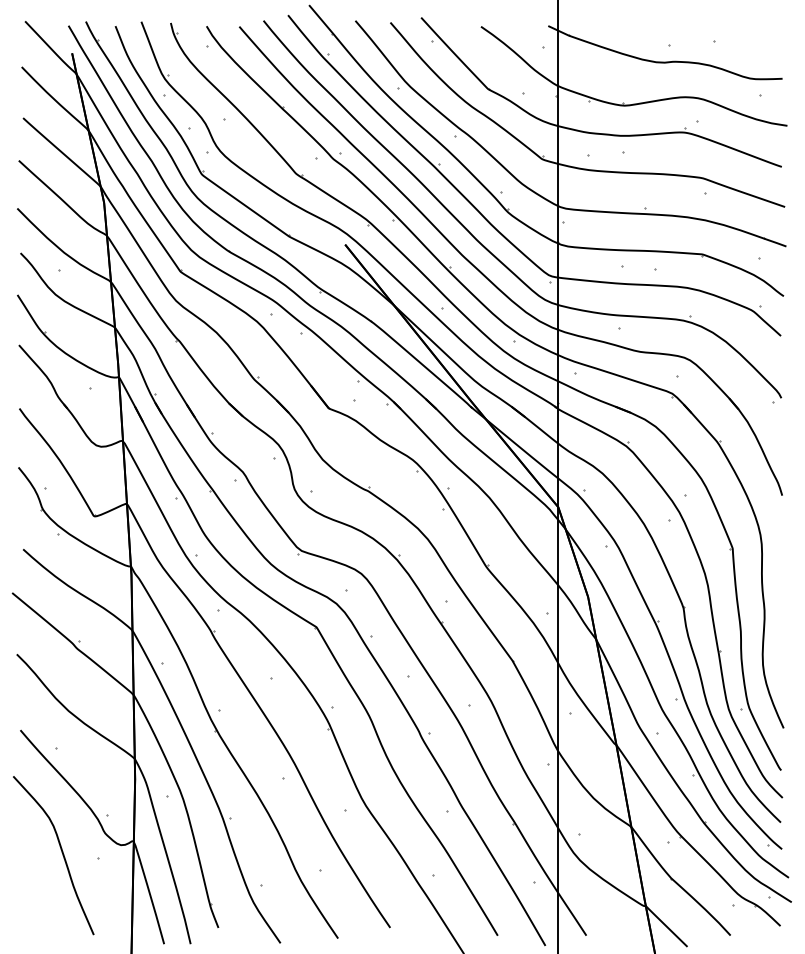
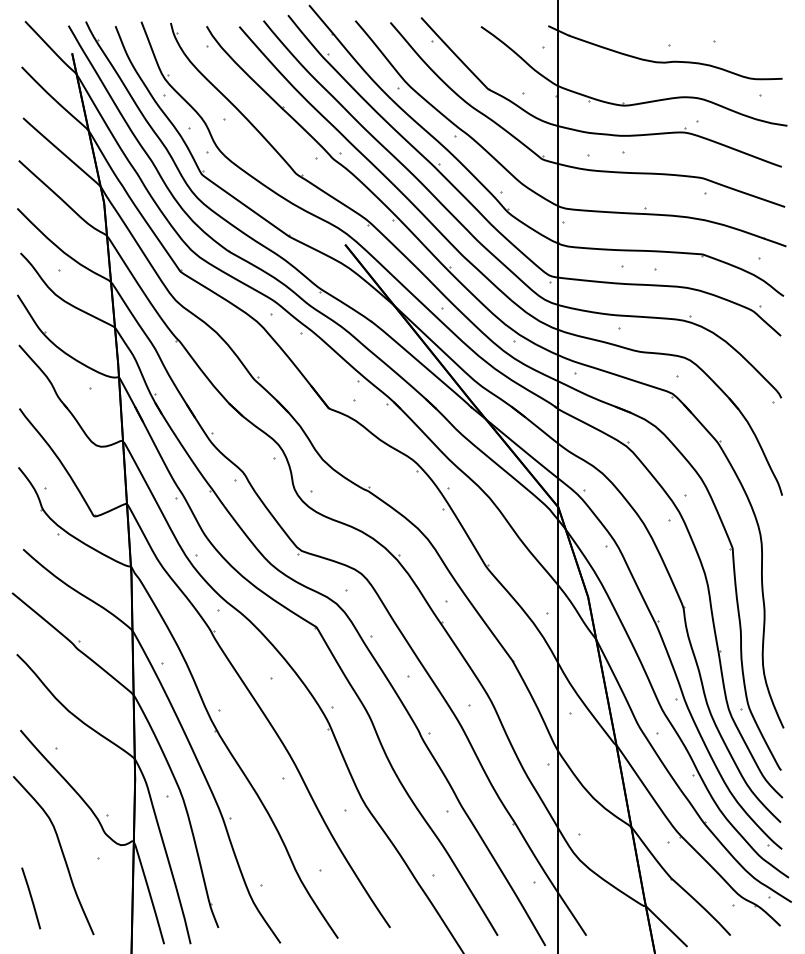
line: none -> present (31, 898)
